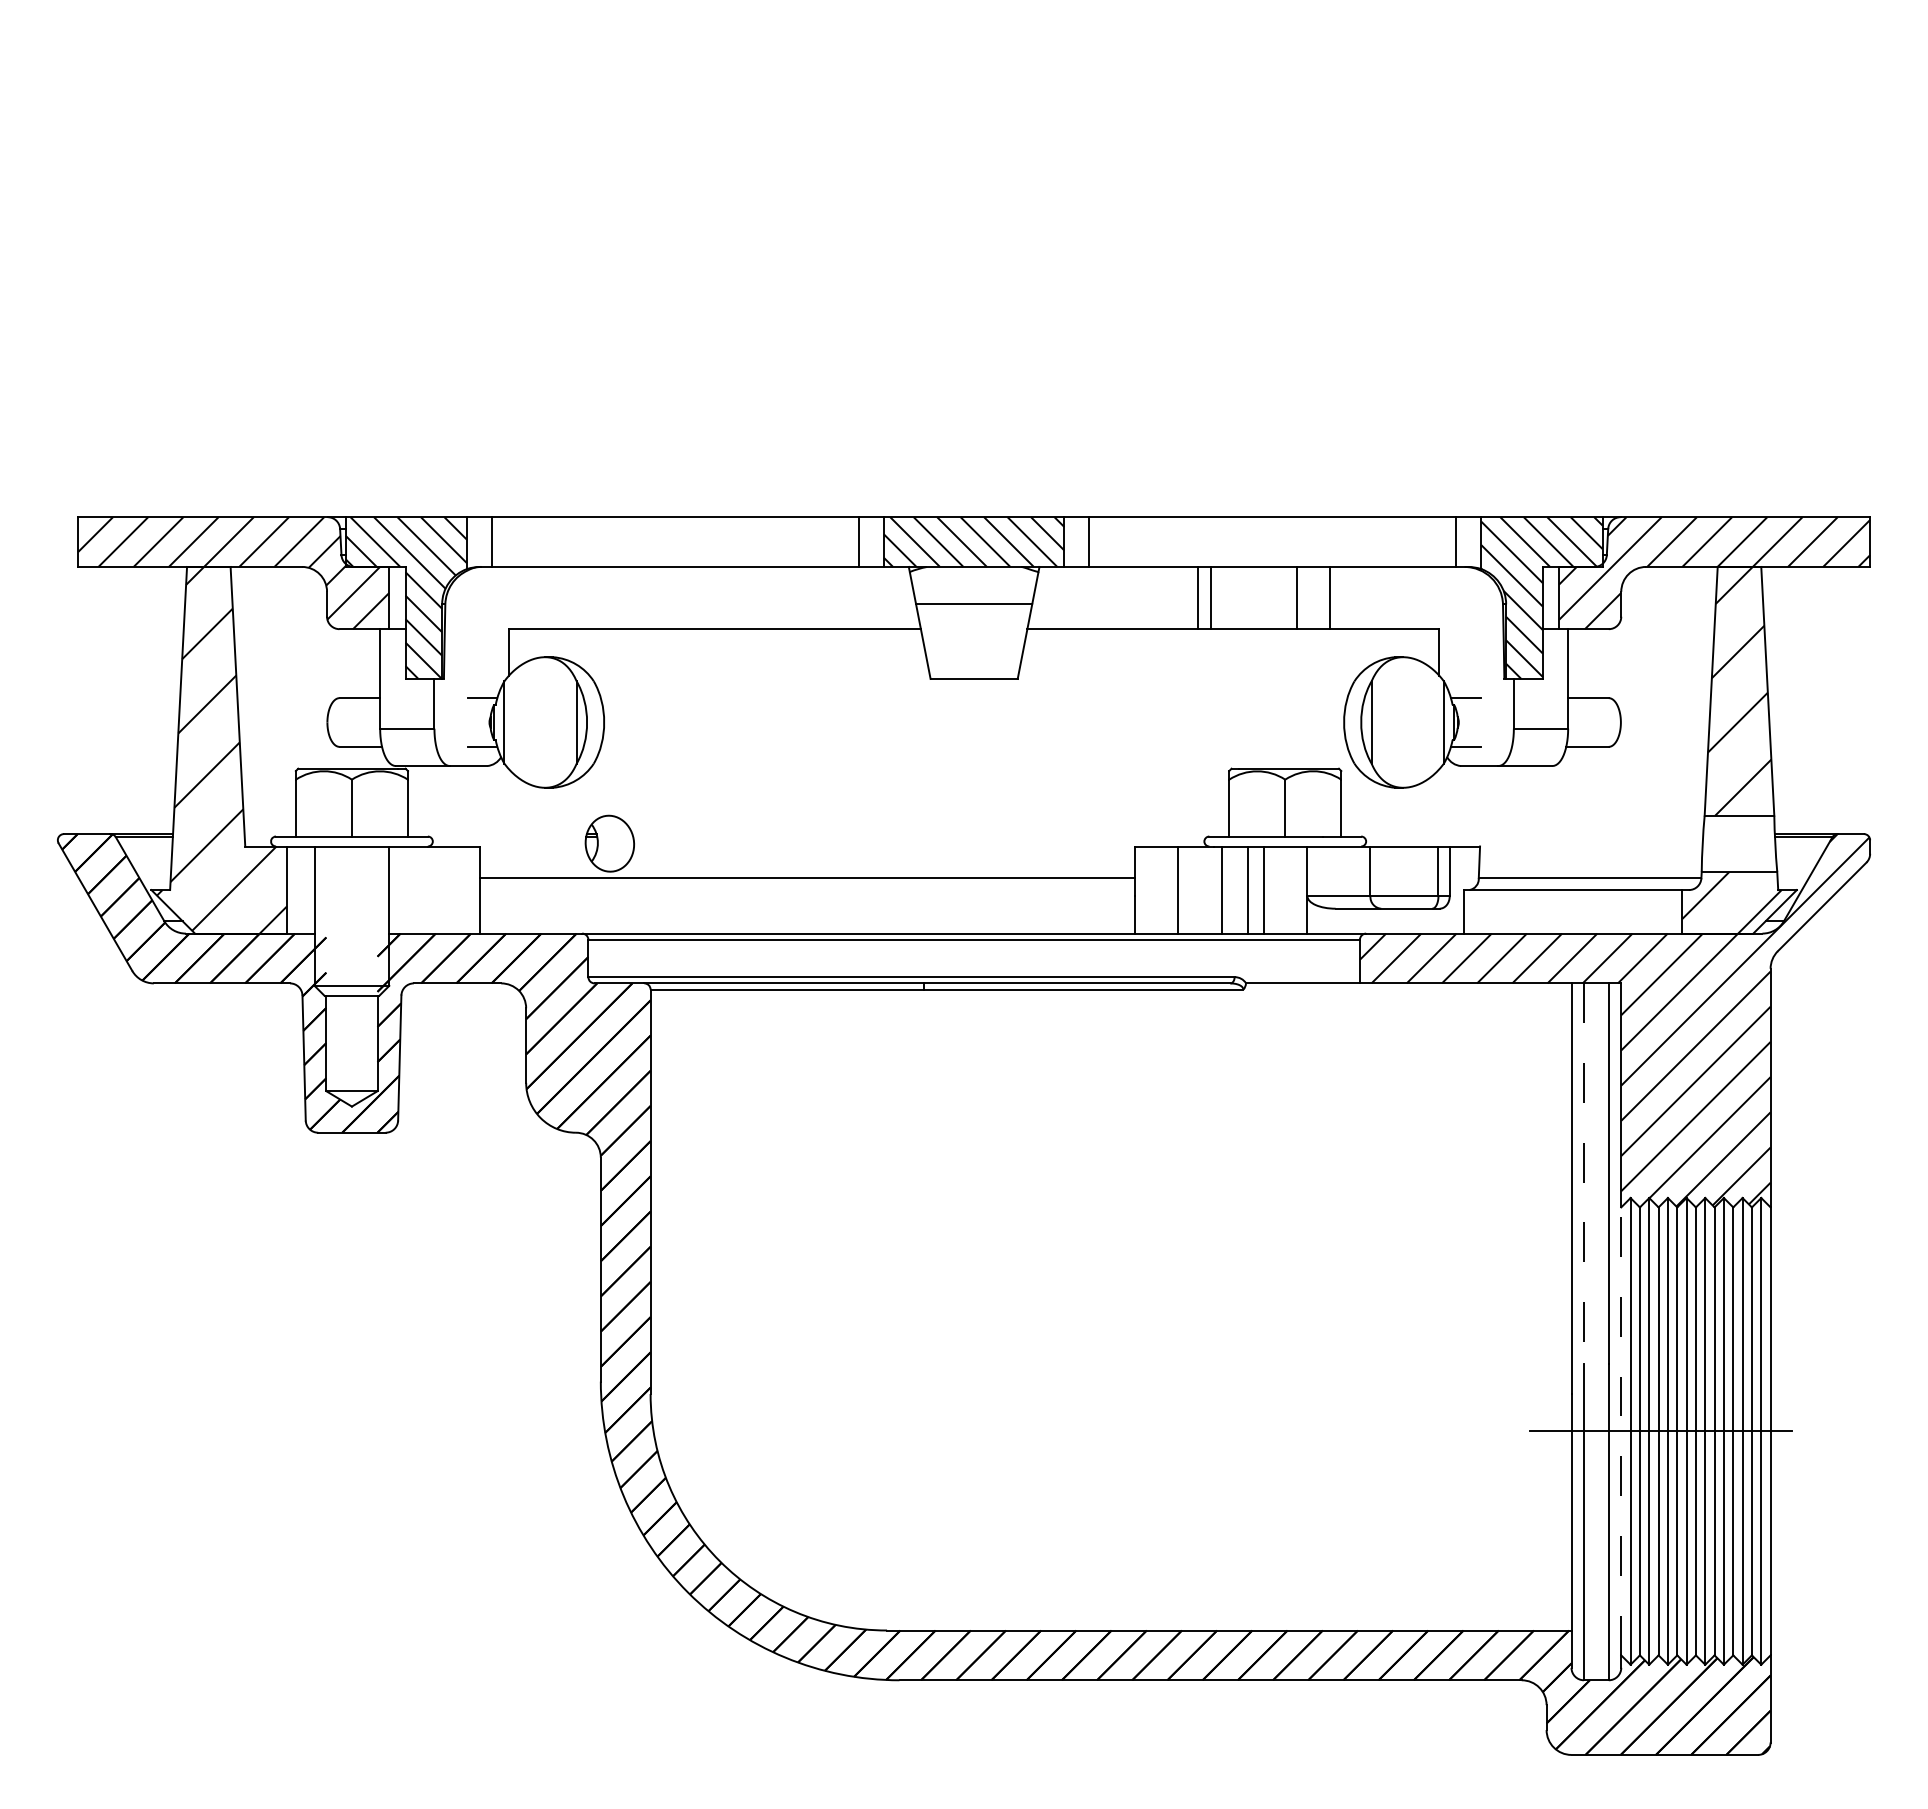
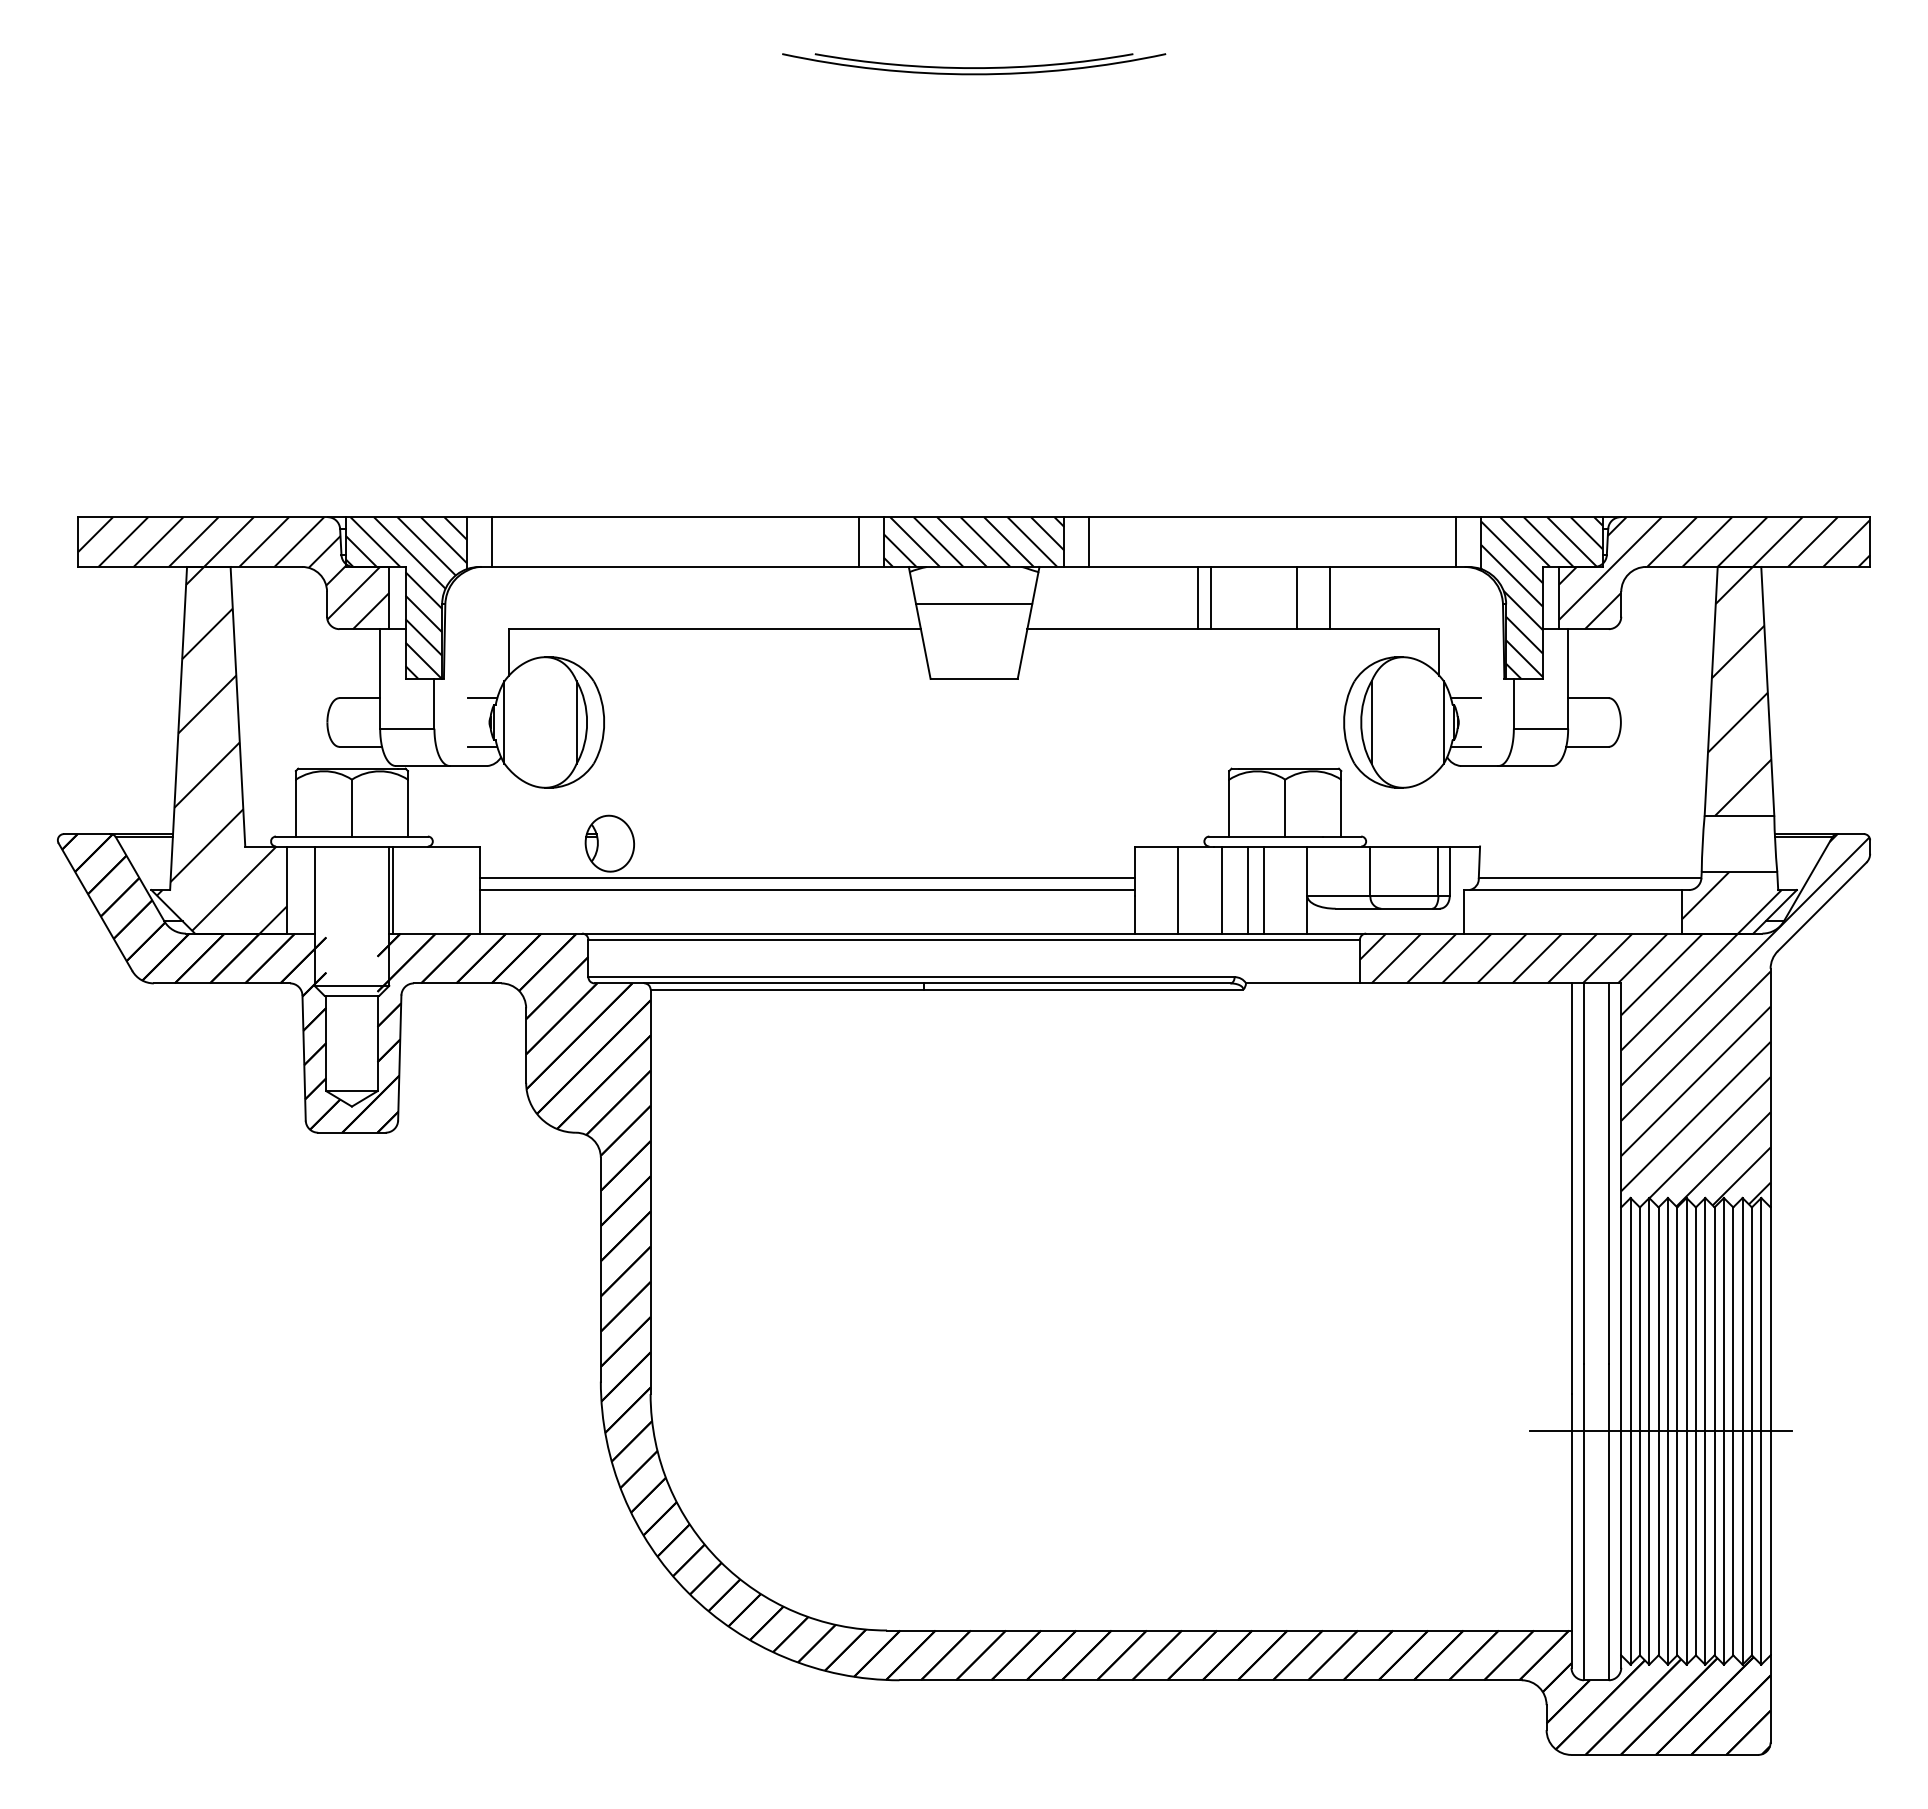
part: none -> present (974, 64)
line: none -> present (392, 889)
line: none -> present (807, 890)
line: dashed -> solid (1583, 1174)
line: dashed -> solid (1621, 1431)
